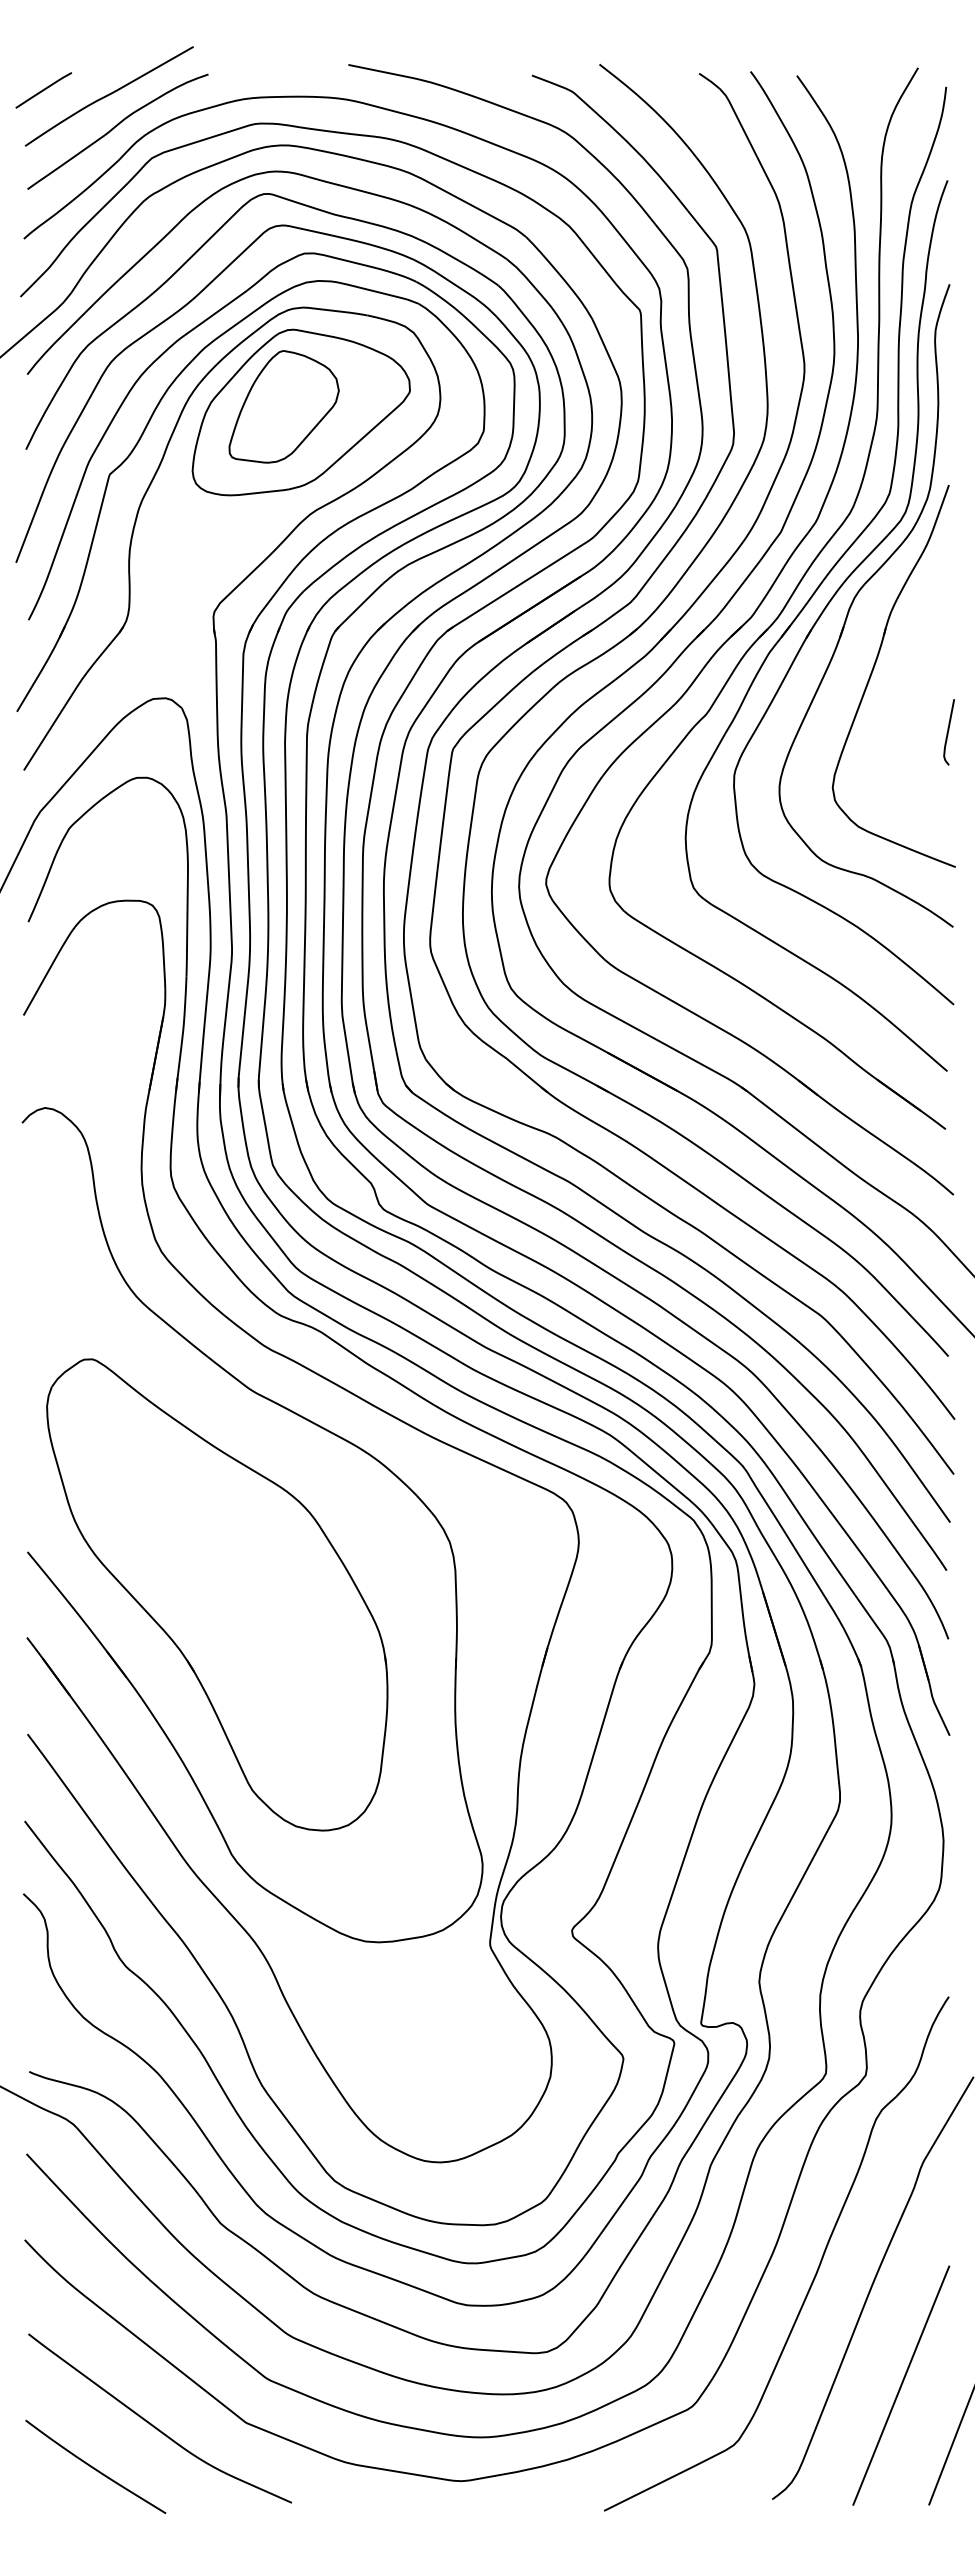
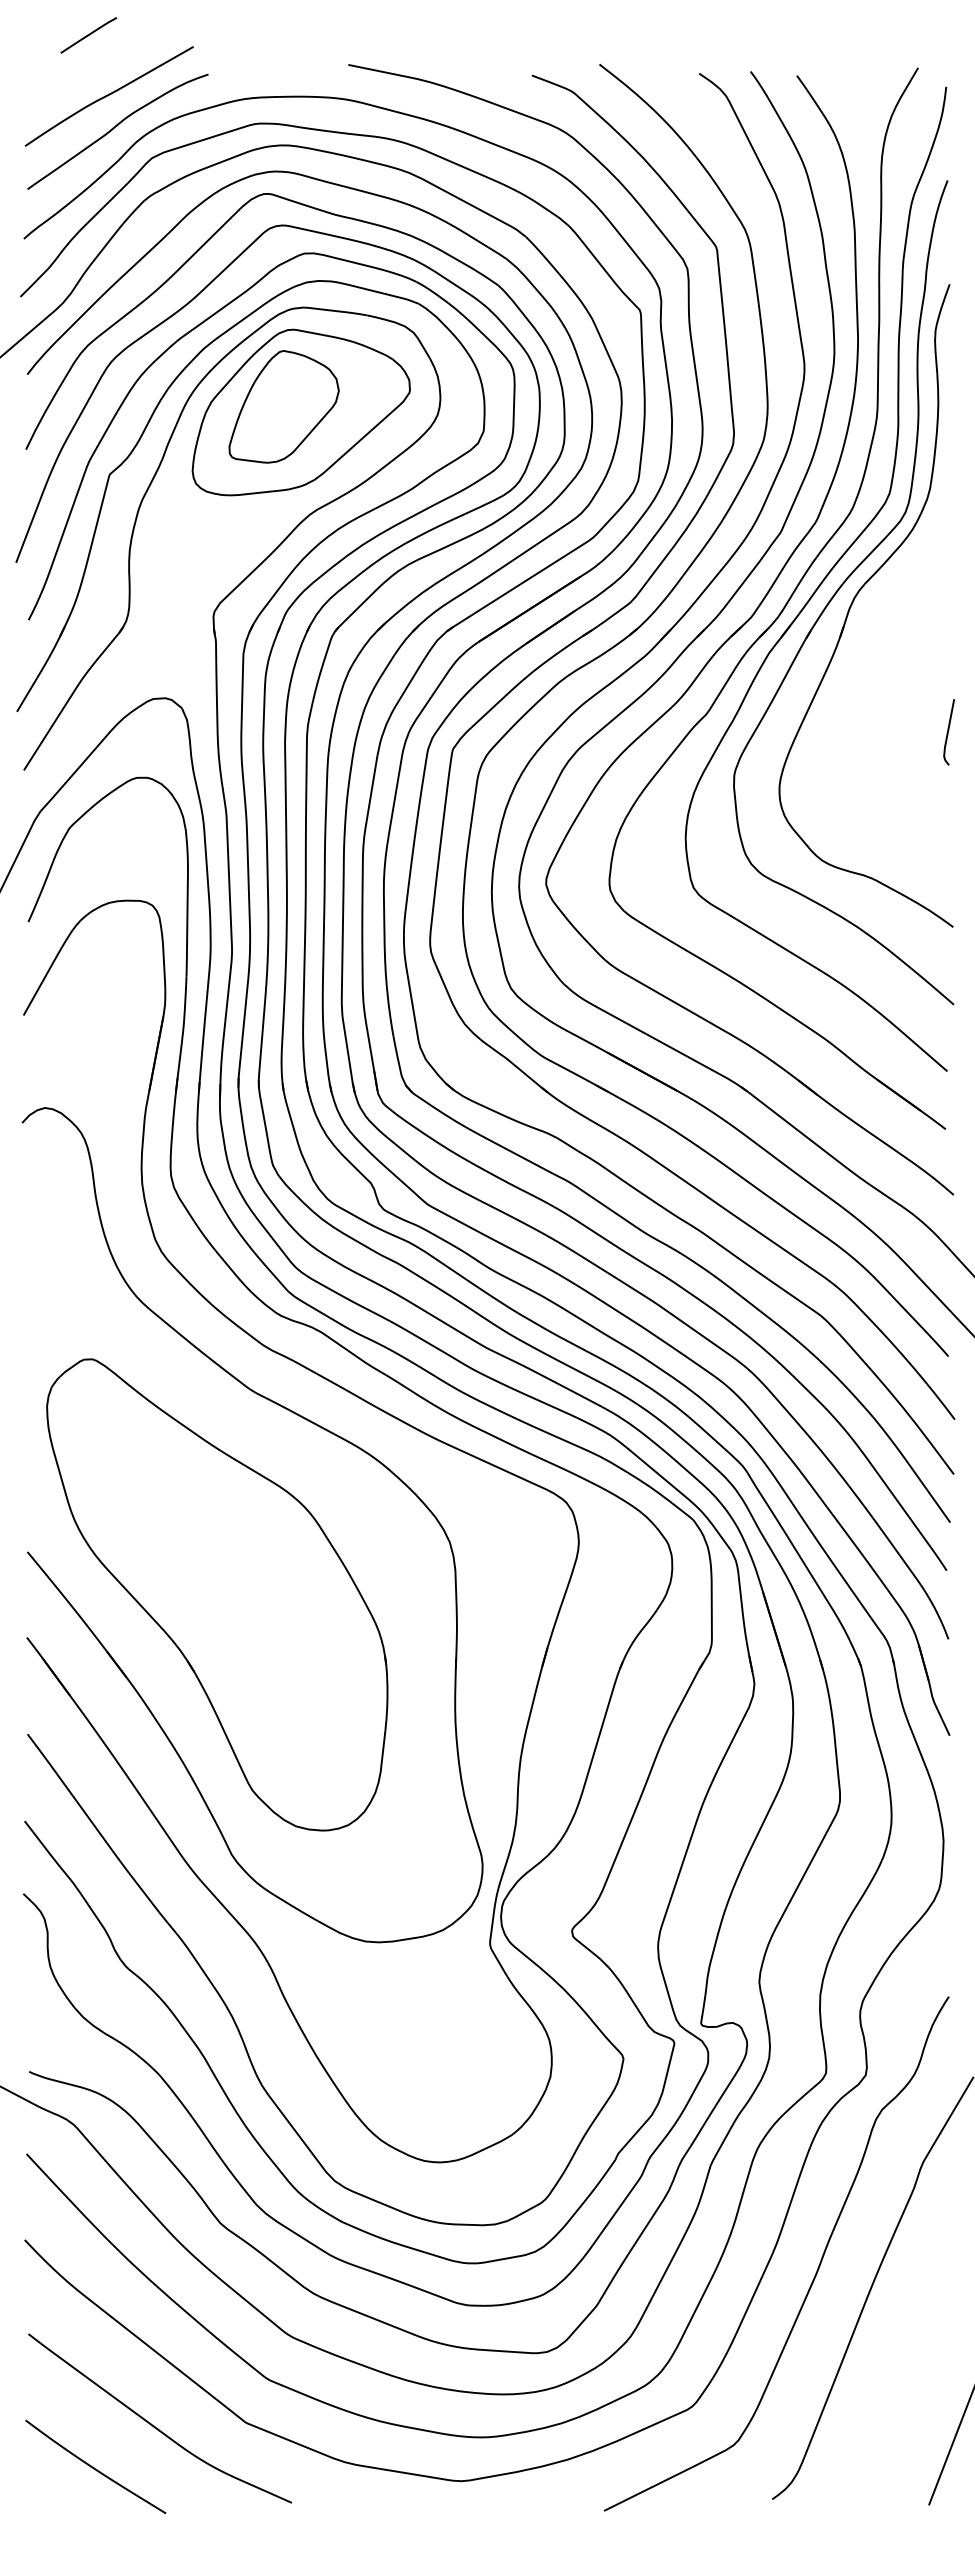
line position: (43, 90) -> (88, 35) (88, 35)
part: present -> none (874, 668)
line: present -> none (901, 2385)
